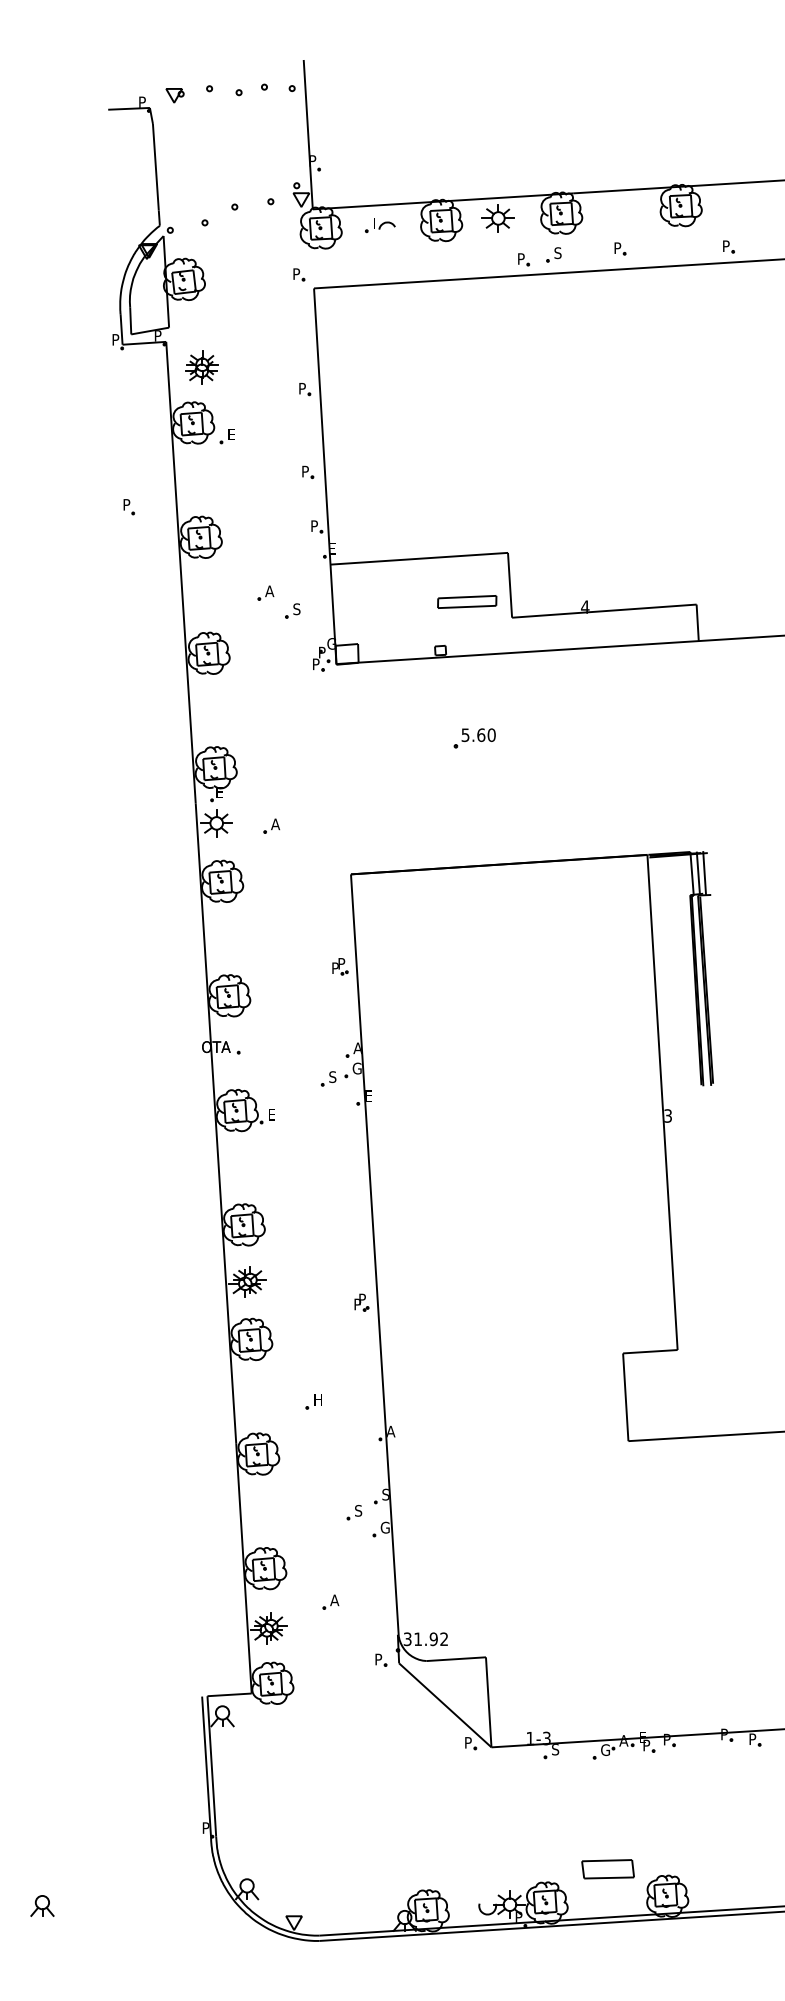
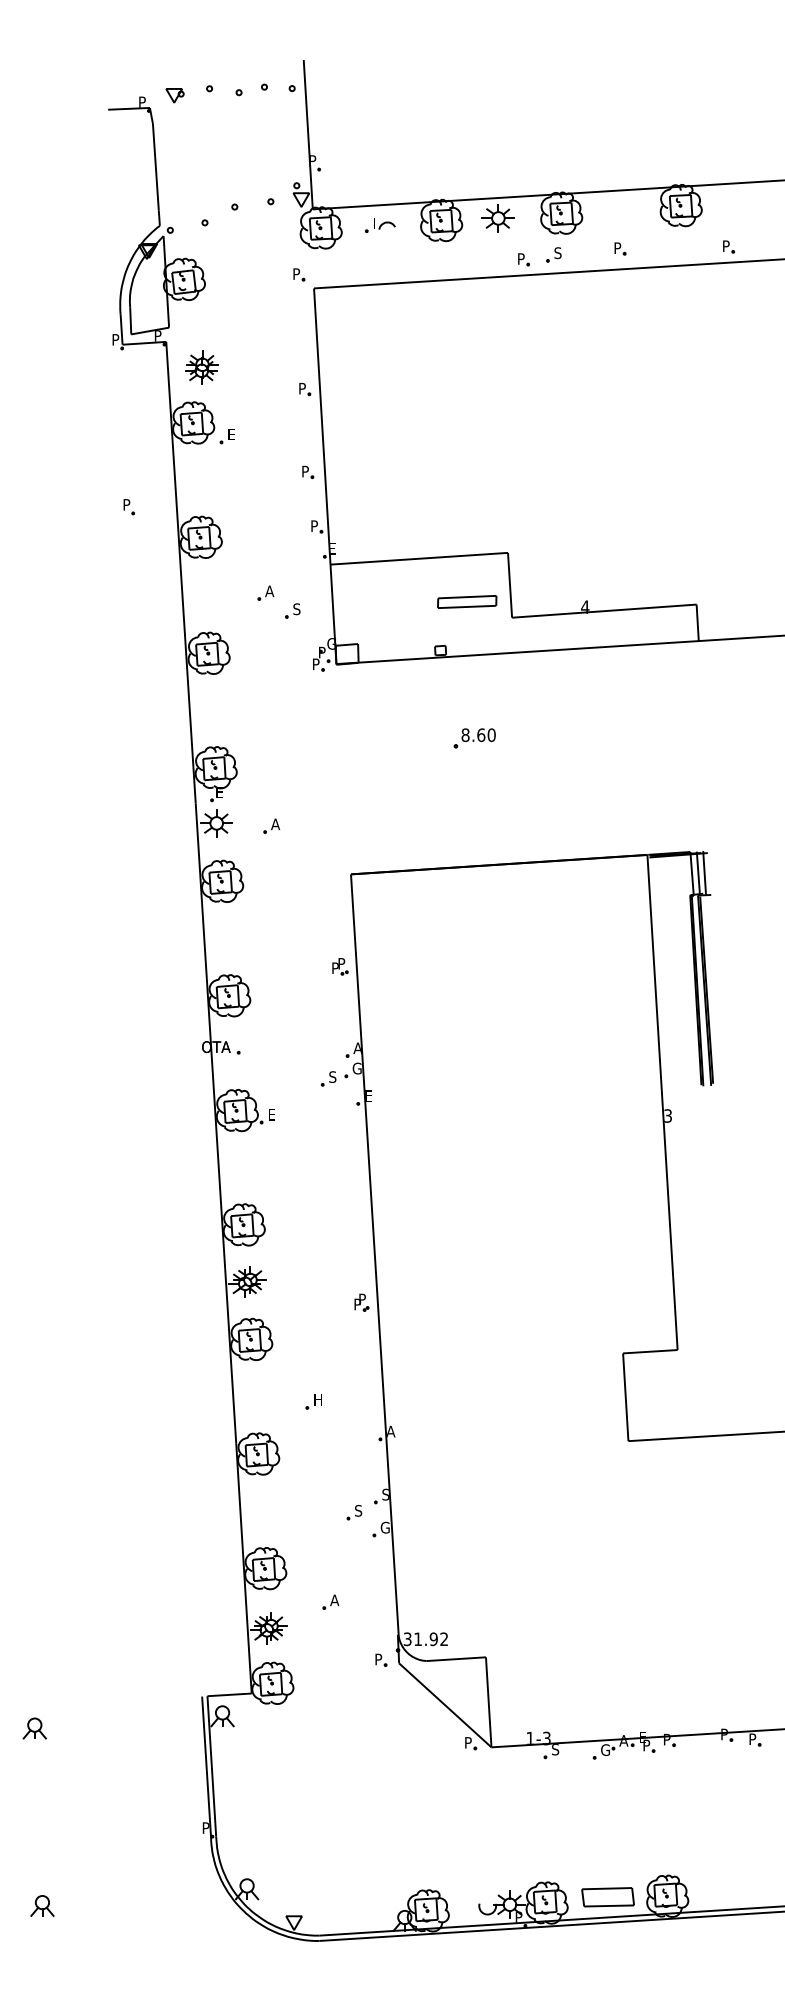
text: 5.60 -> 8.60 (465, 734)
part: none -> present (34, 1728)
part position: (607, 1869) -> (607, 1897) (607, 1897)
